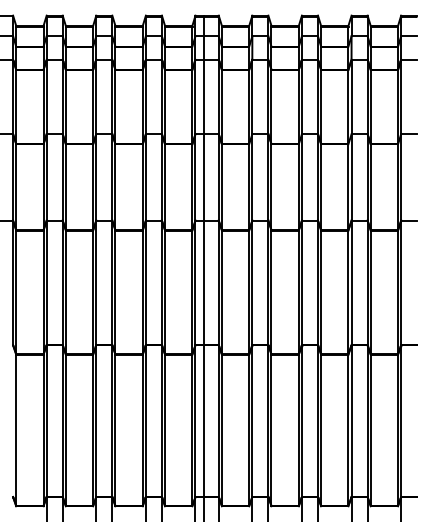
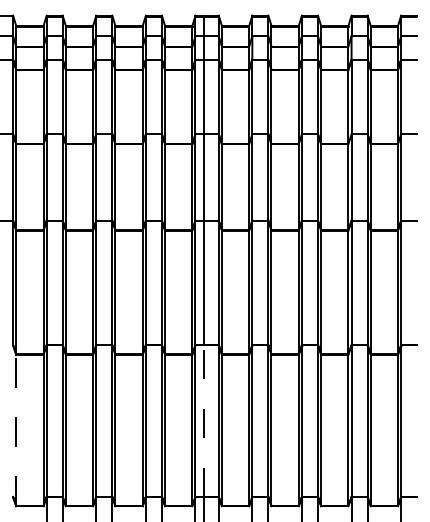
line: solid -> dashed (203, 421)
line: solid -> dashed (16, 430)
